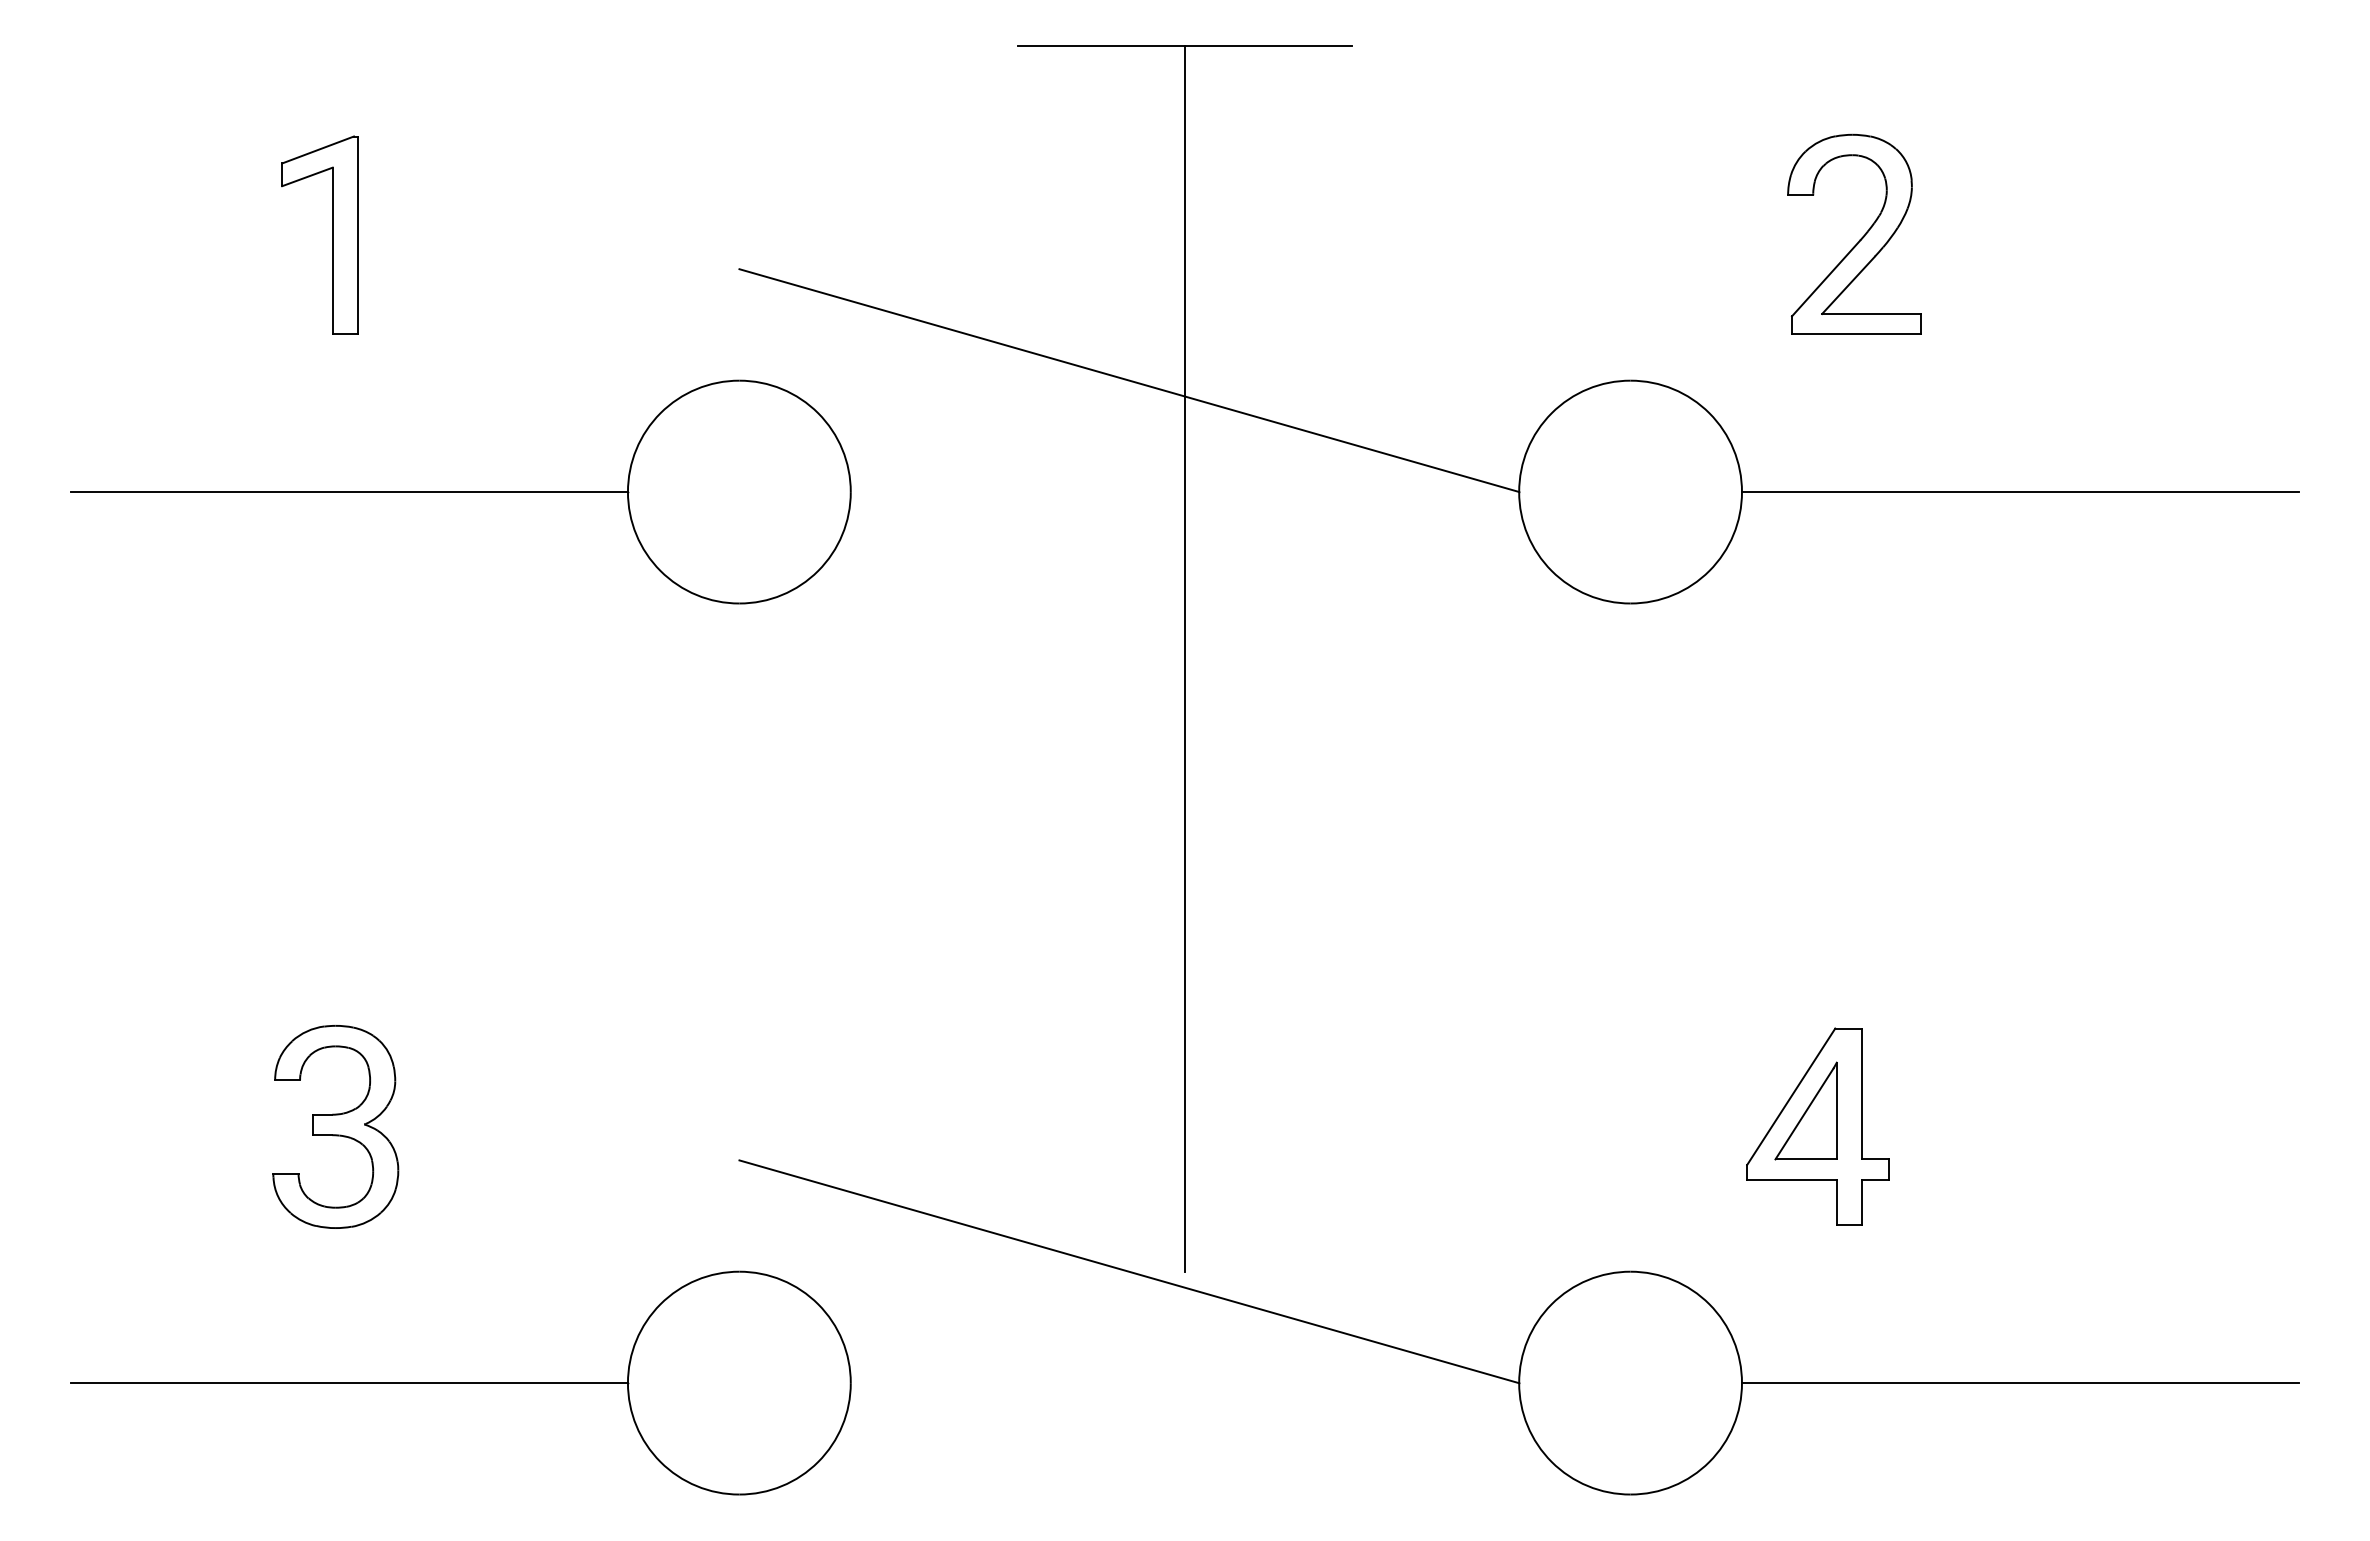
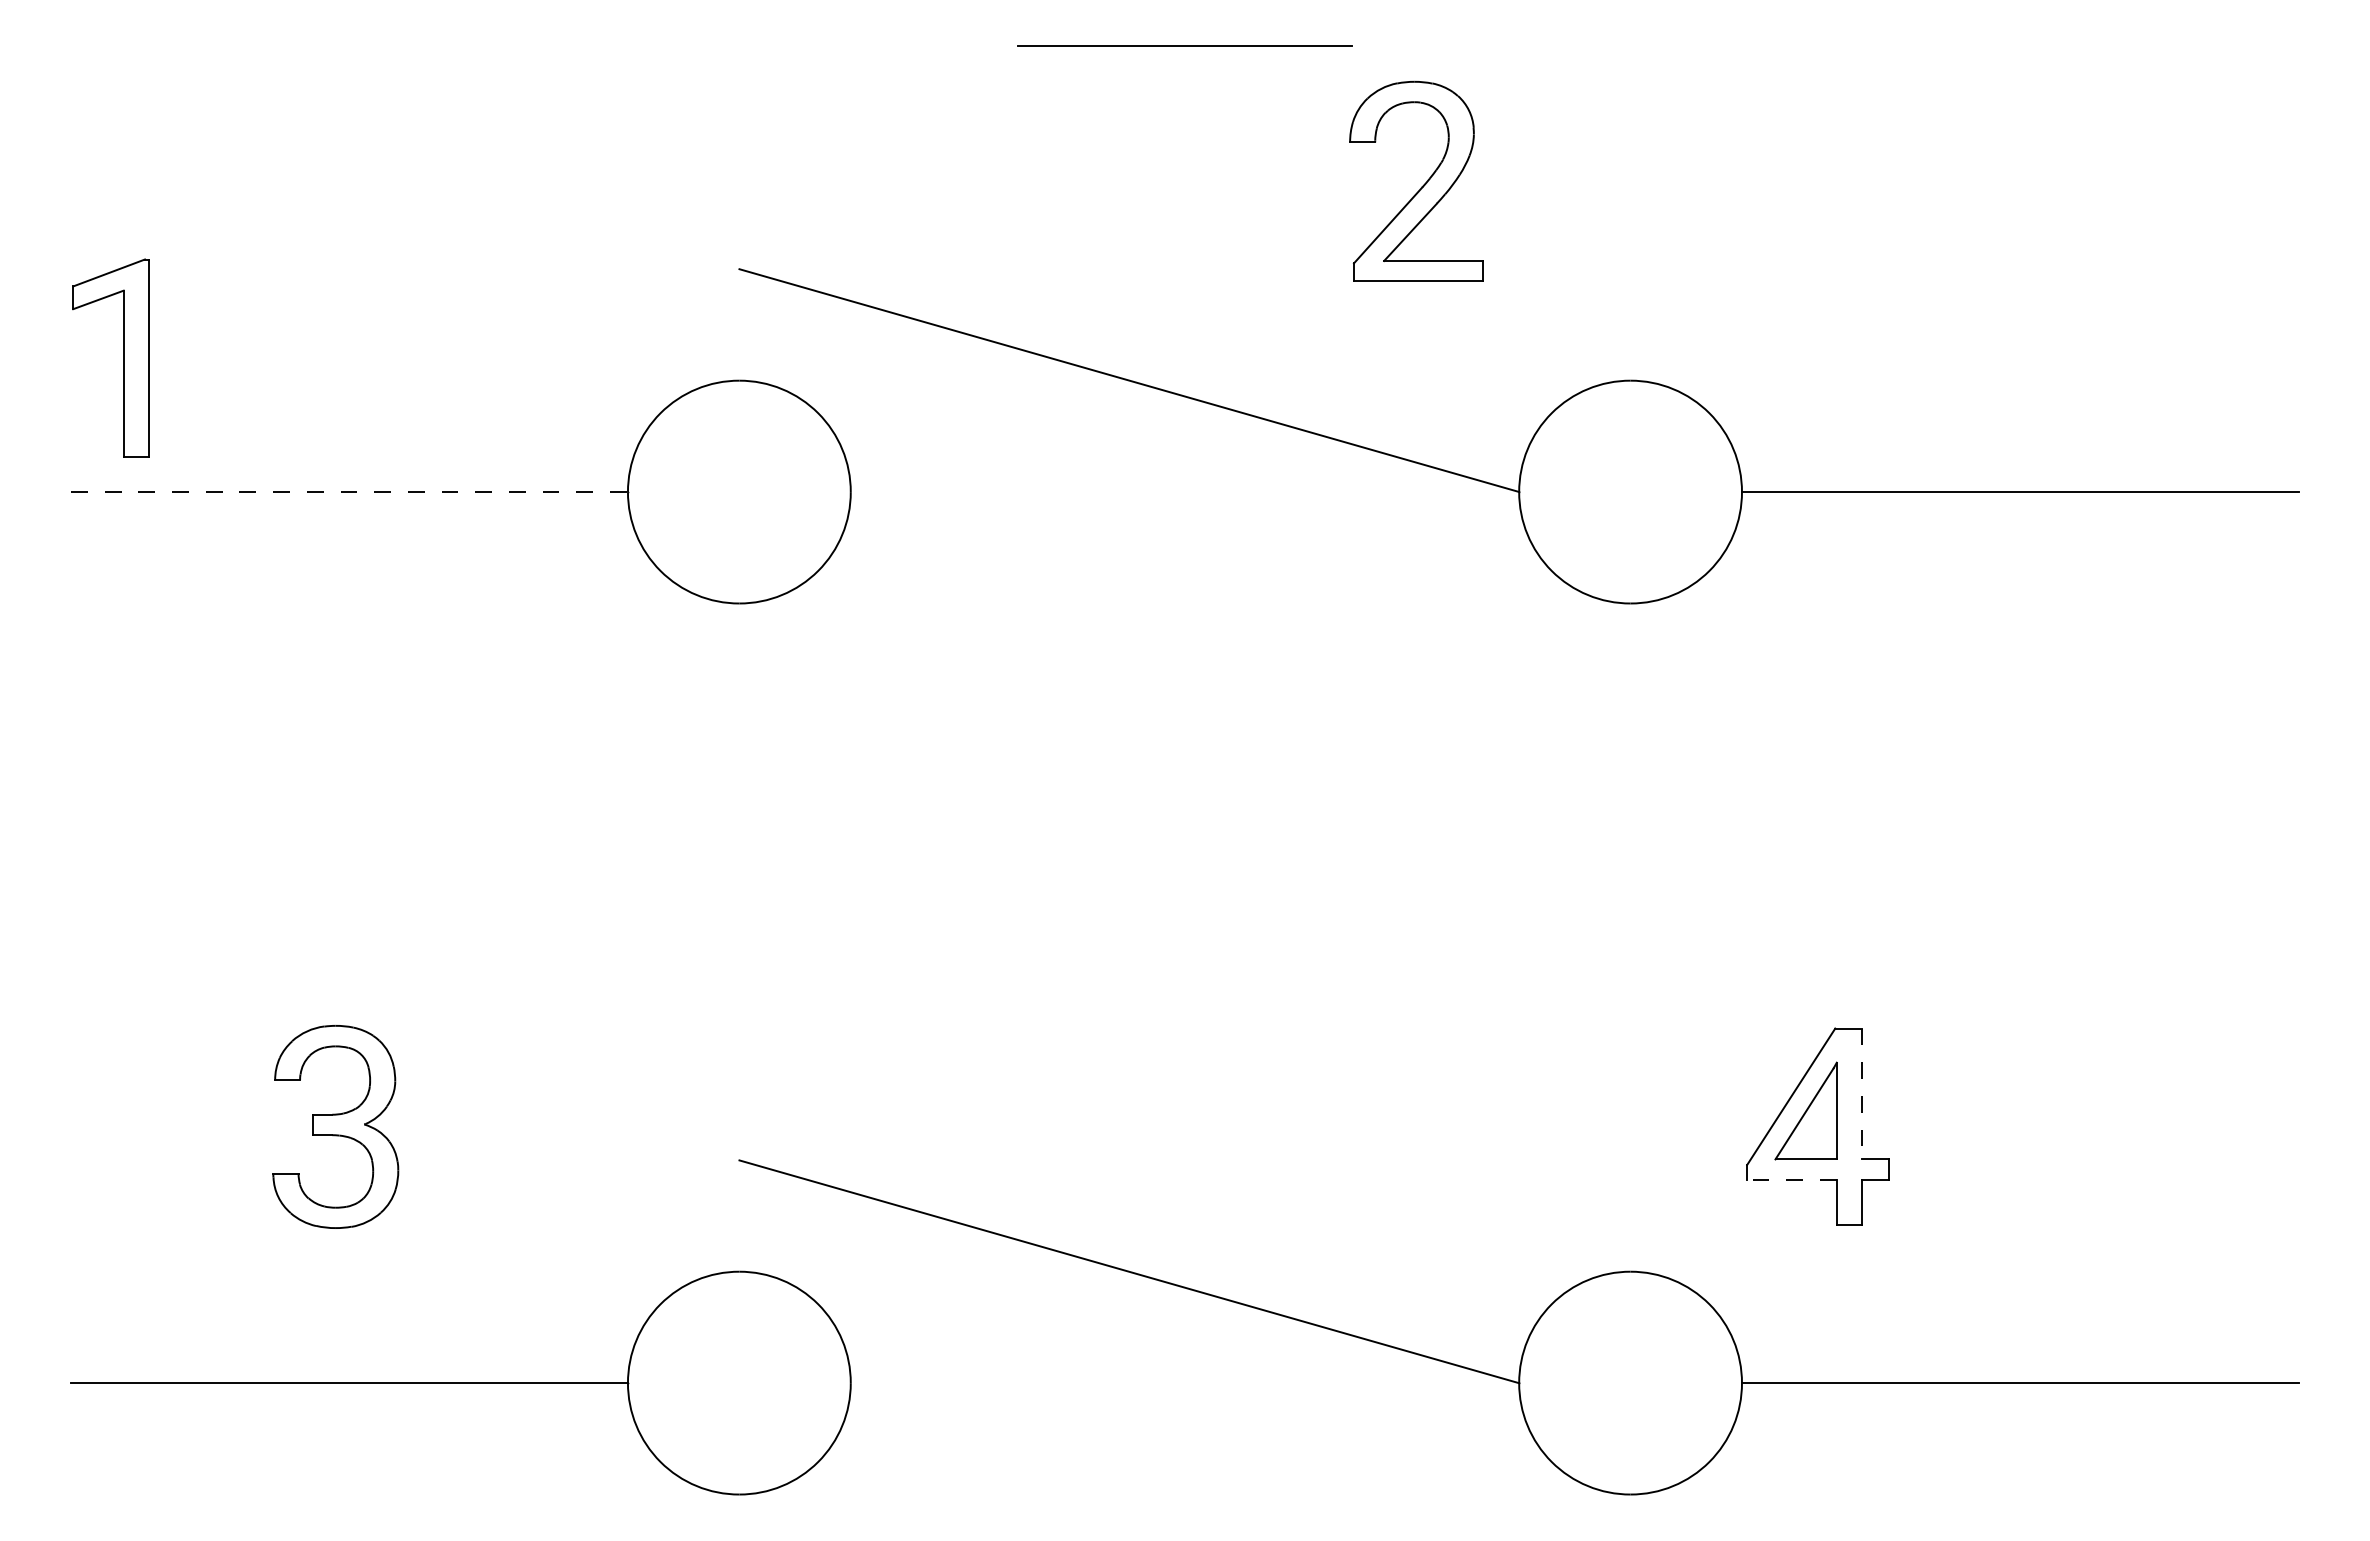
part position: (332, 234) -> (123, 357) (123, 357)
part position: (1860, 238) -> (1422, 185) (1422, 185)
line: solid -> dashed (350, 492)
line: present -> none (1185, 658)
line: solid -> dashed (1861, 1094)
line: solid -> dashed (1792, 1179)
